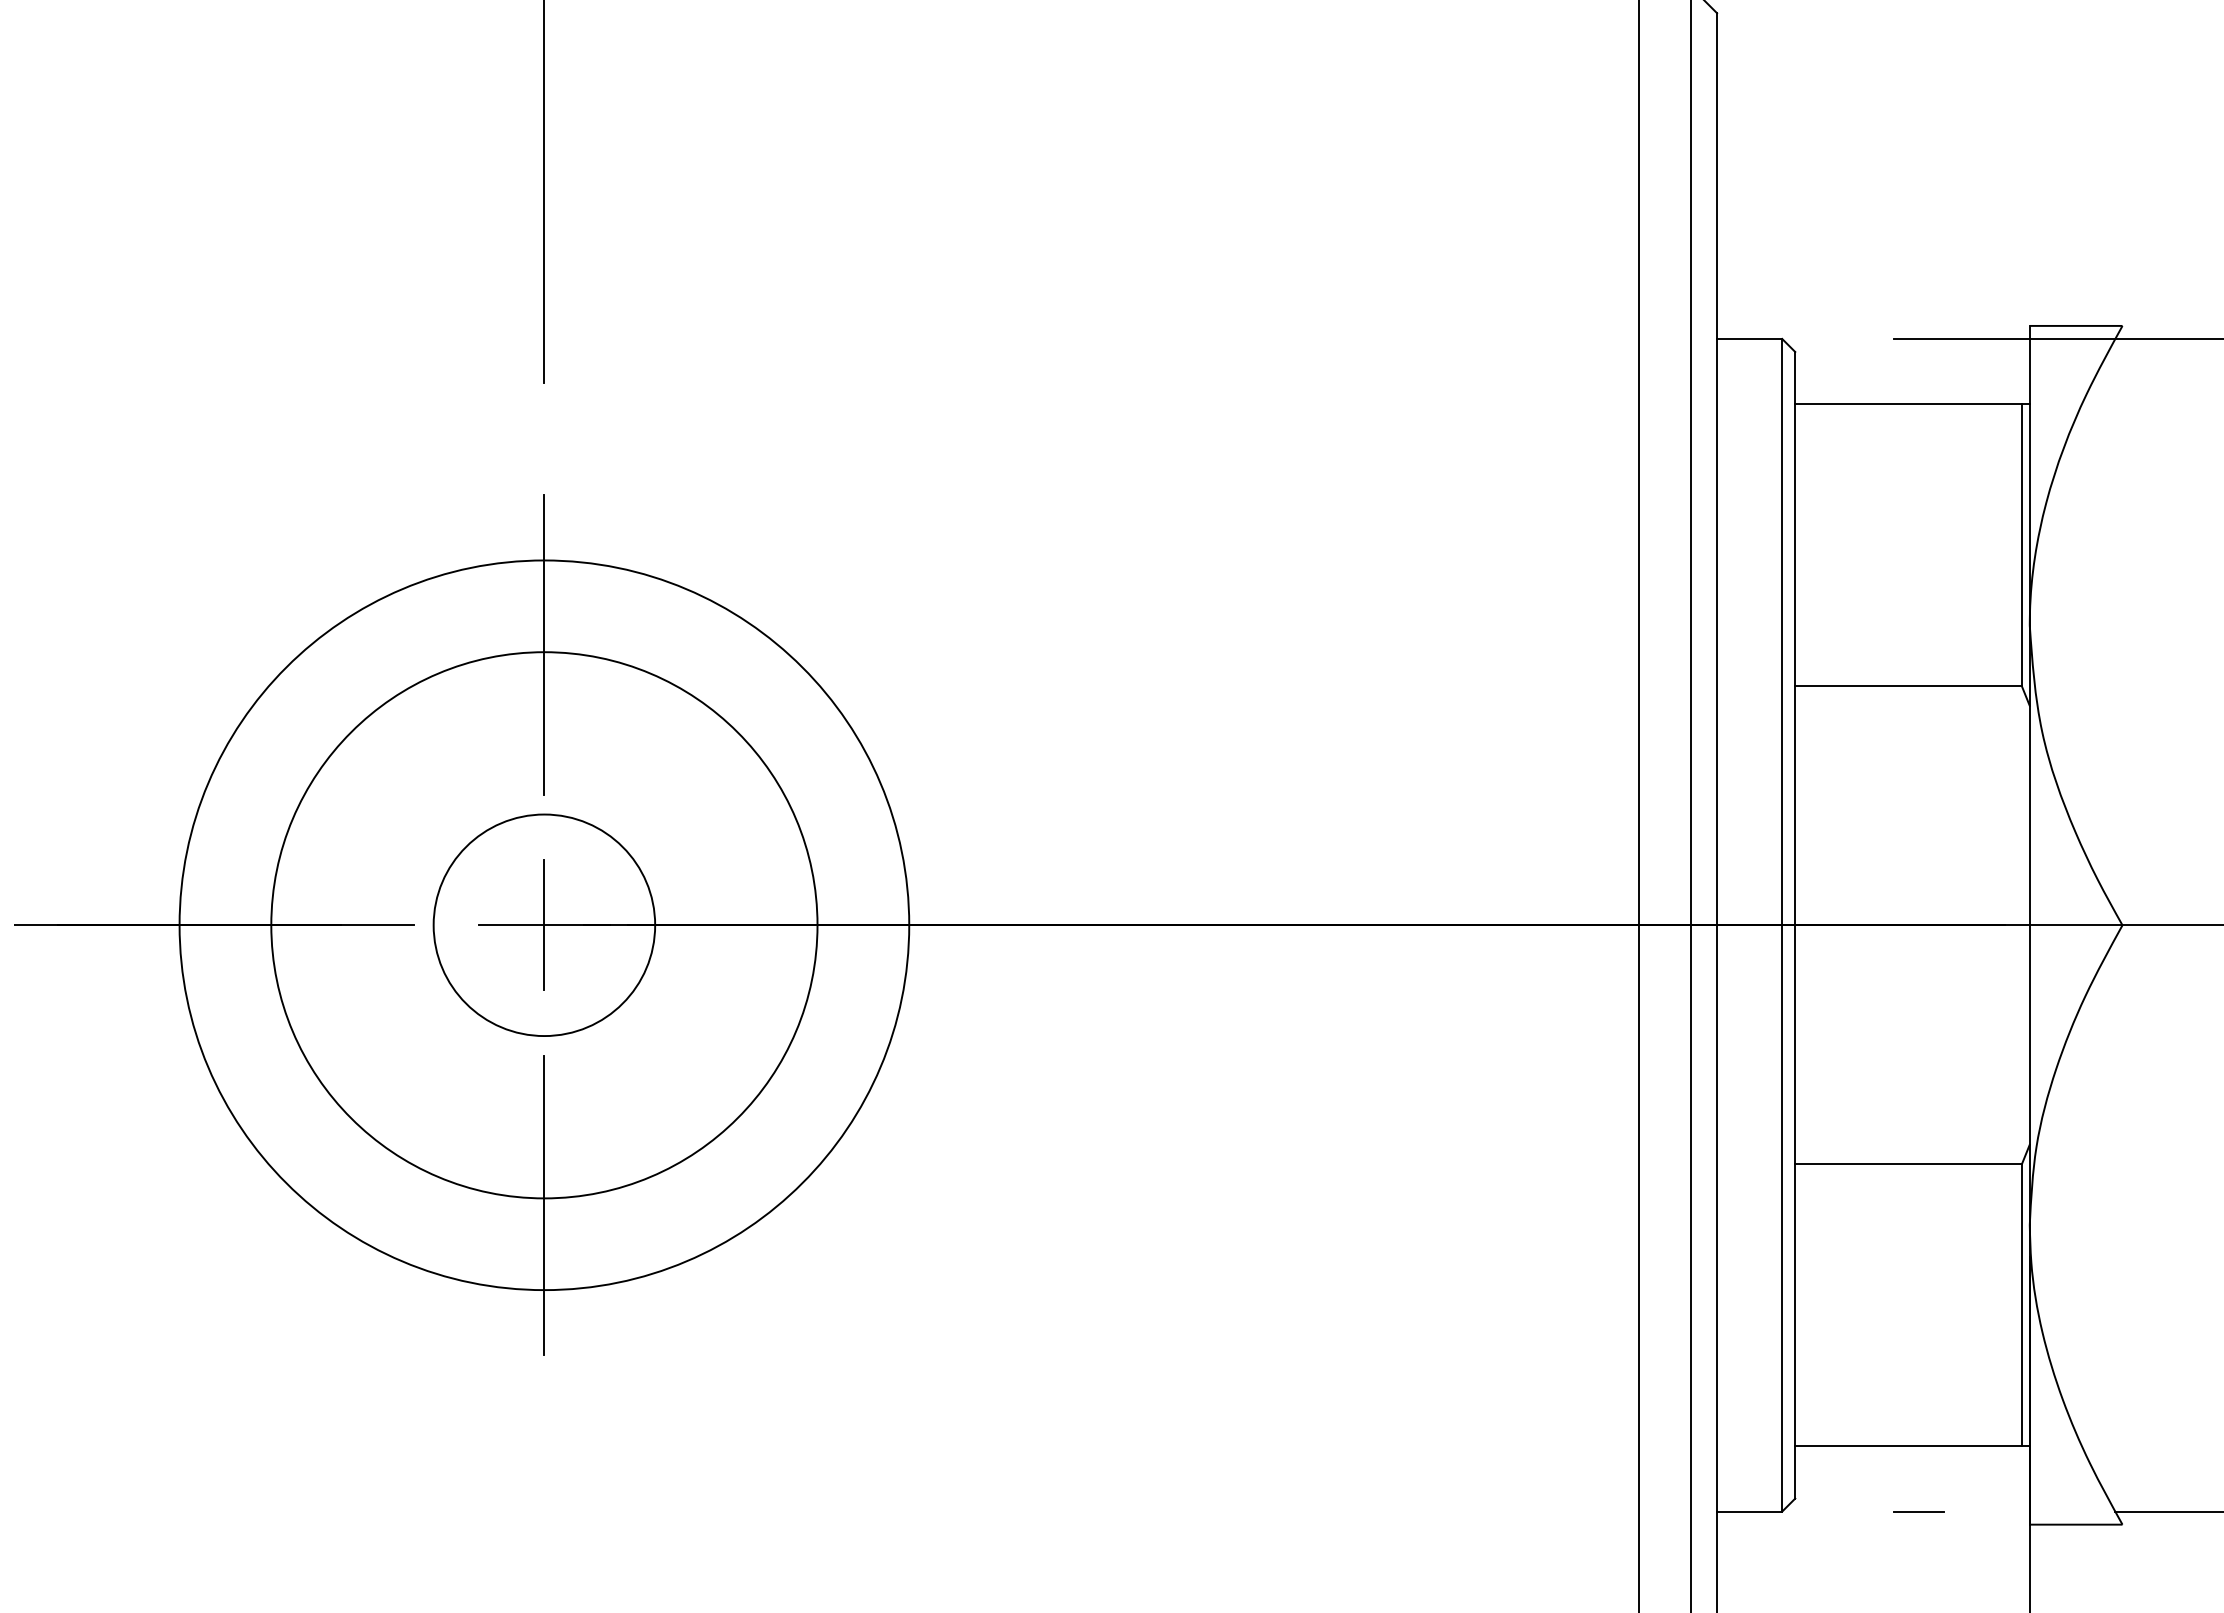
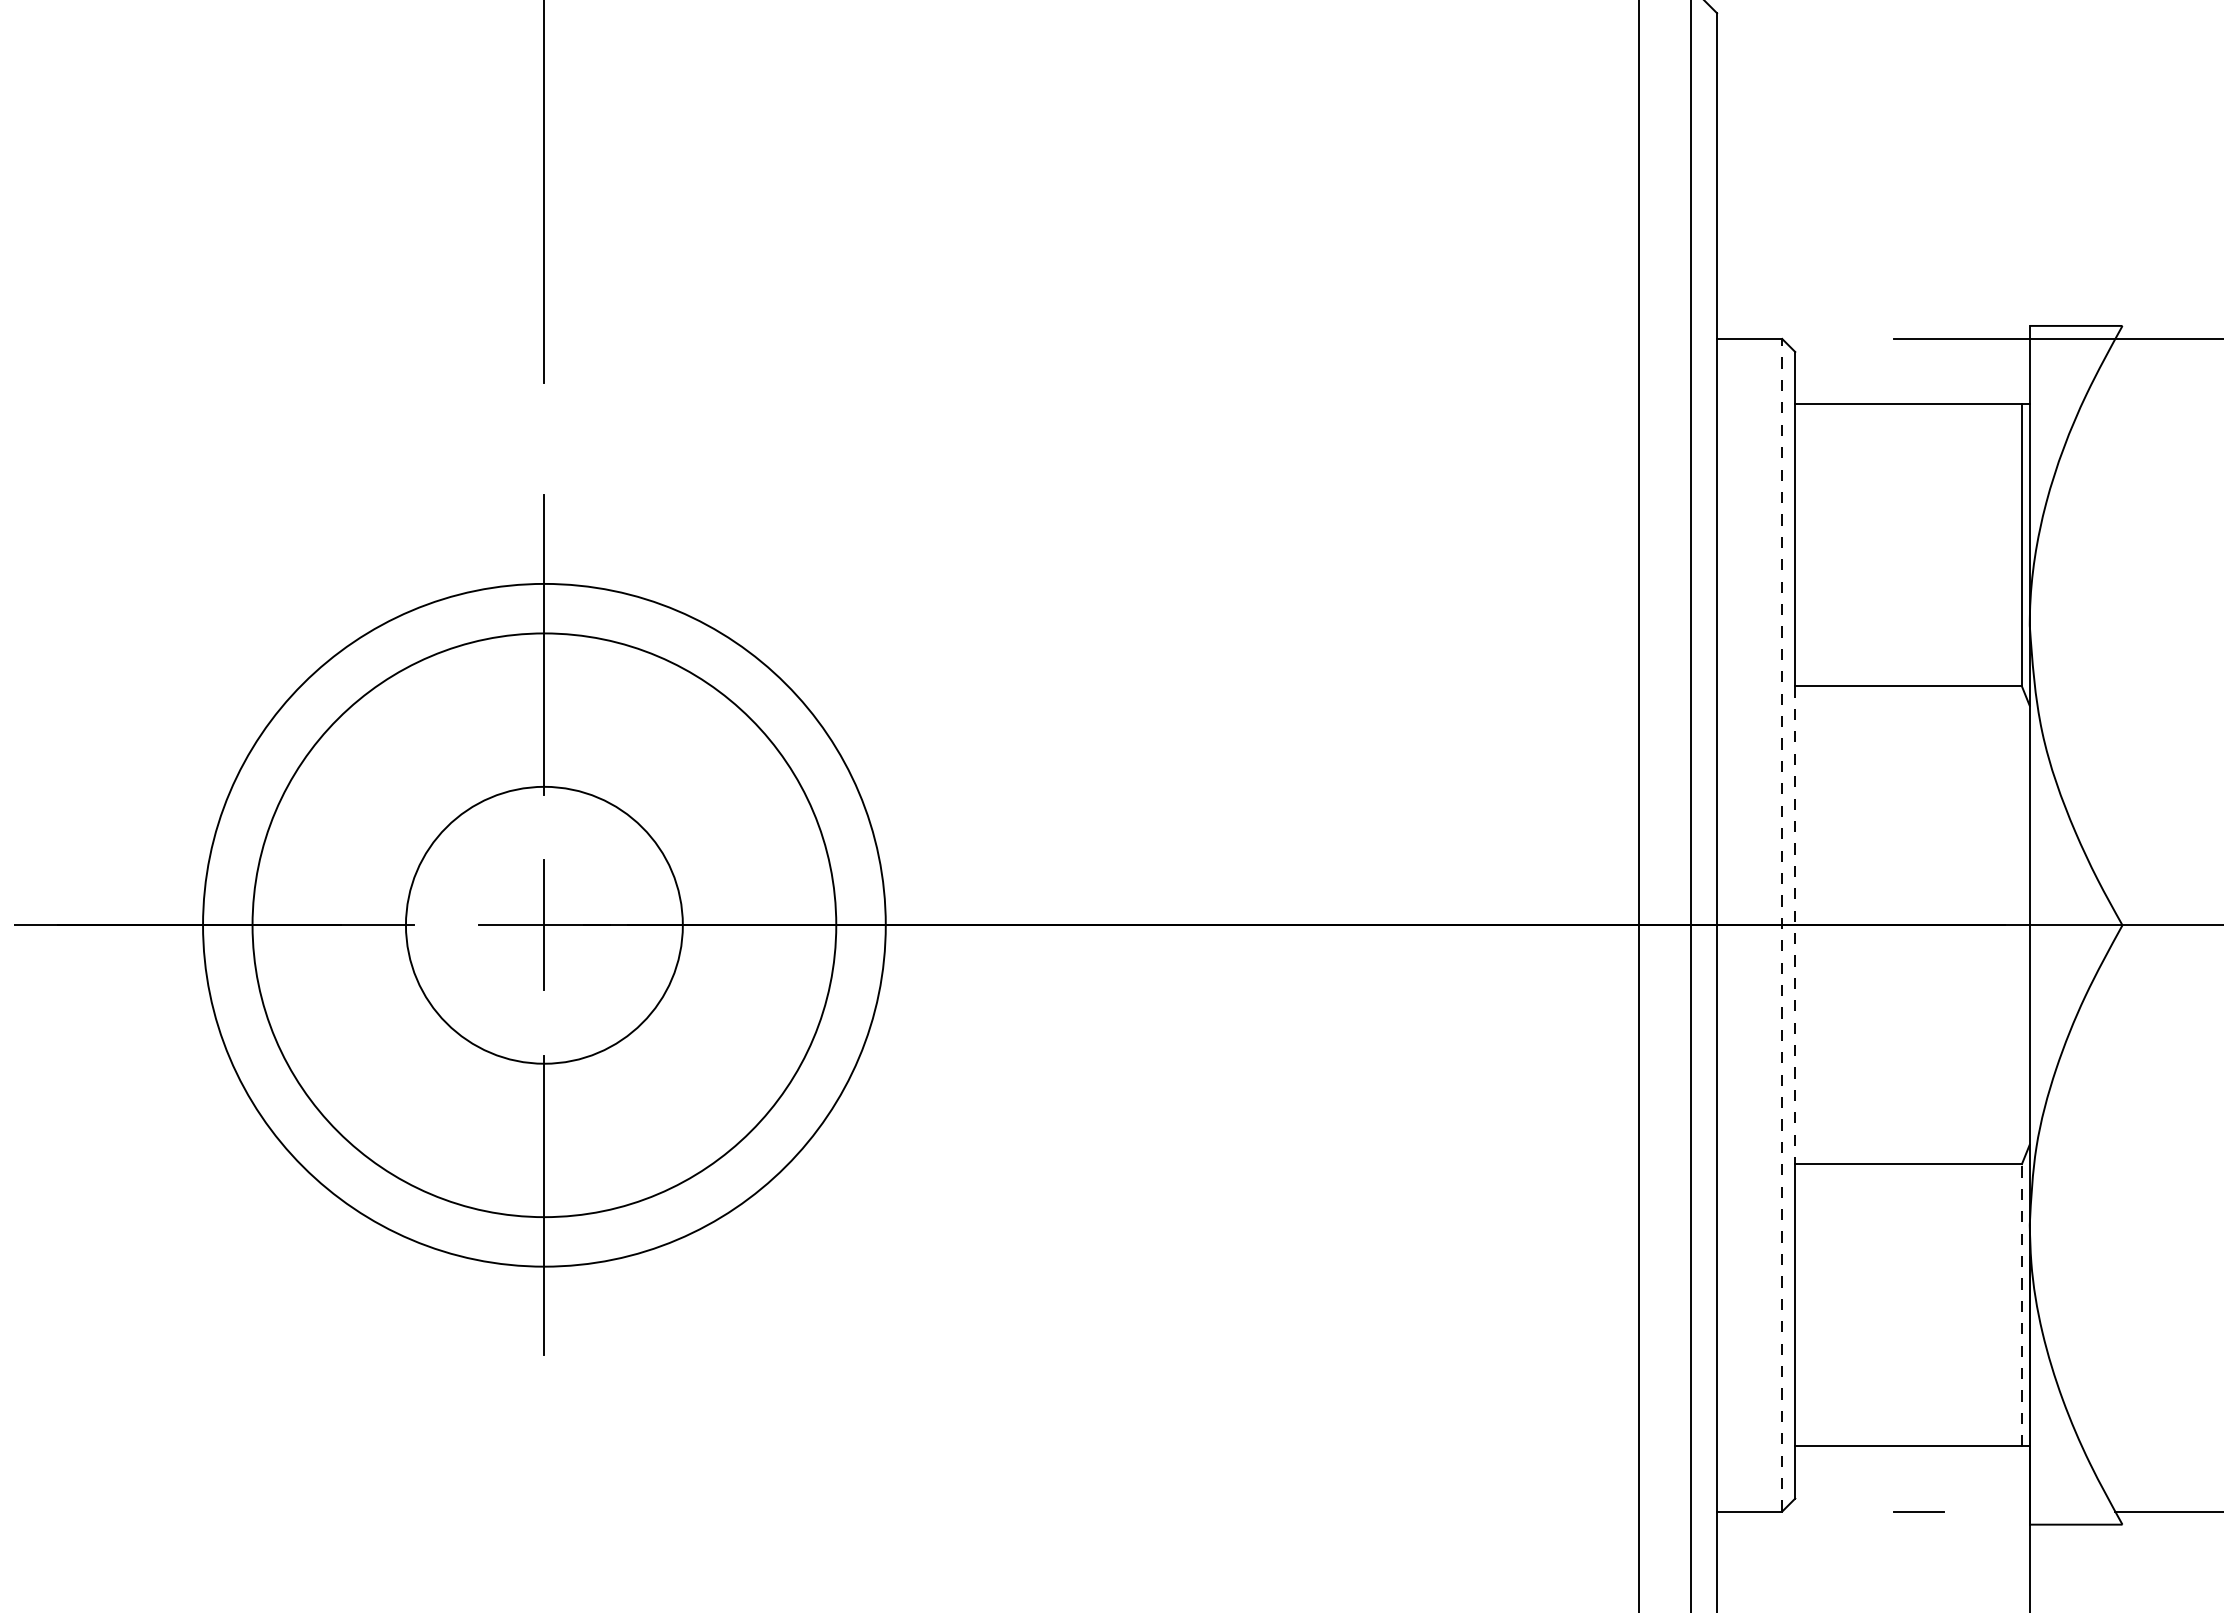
line: solid -> dashed (1782, 924)
circle diameter: 222 px -> 277 px (543, 924)
circle diameter: 546 px -> 683 px (544, 924)
circle diameter: 730 px -> 584 px (544, 925)
line: solid -> dashed (1795, 925)
line: solid -> dashed (2021, 1304)
